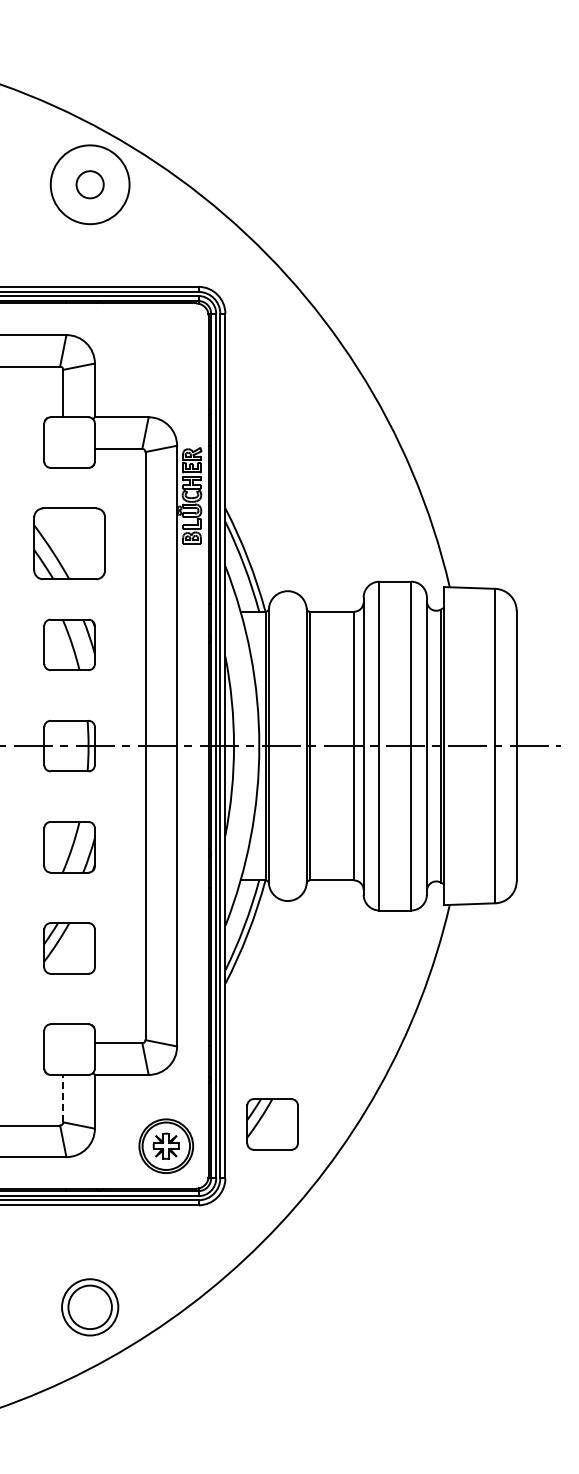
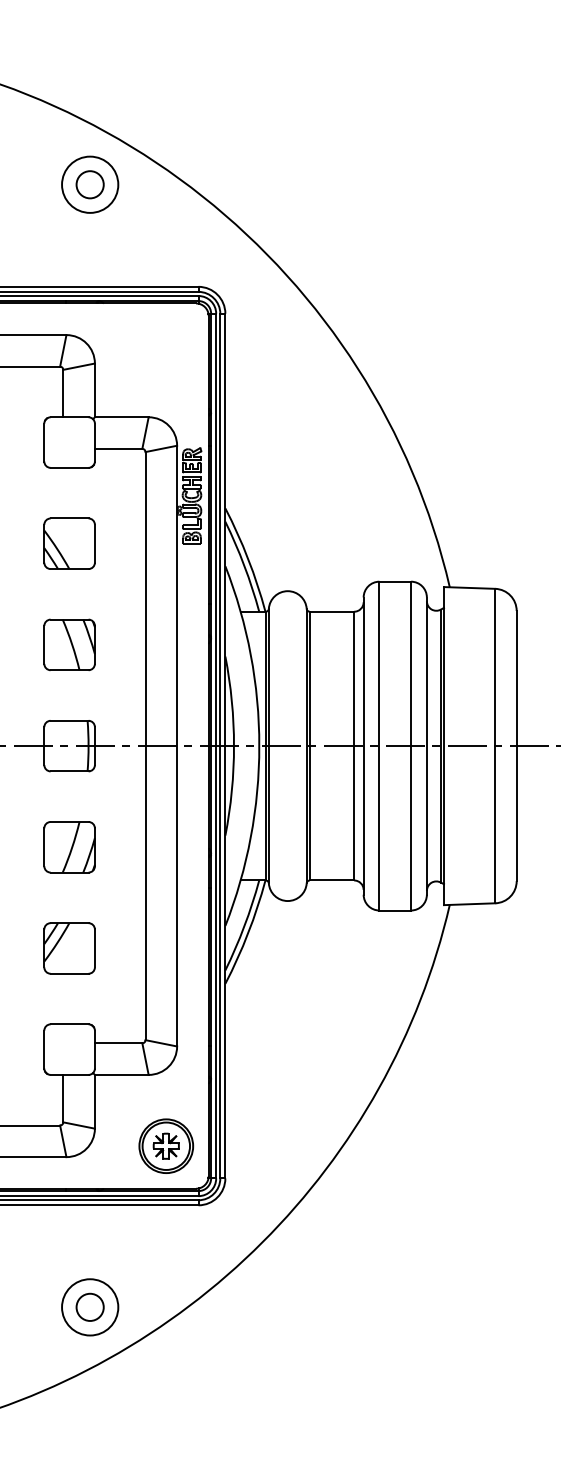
circle diameter: 79 px -> 56 px (90, 184)
part size: 73x74 px -> 53x53 px (69, 543)
line: dashed -> solid (63, 1098)
part: present -> none (272, 1124)
circle diameter: 44 px -> 27 px (89, 1306)
